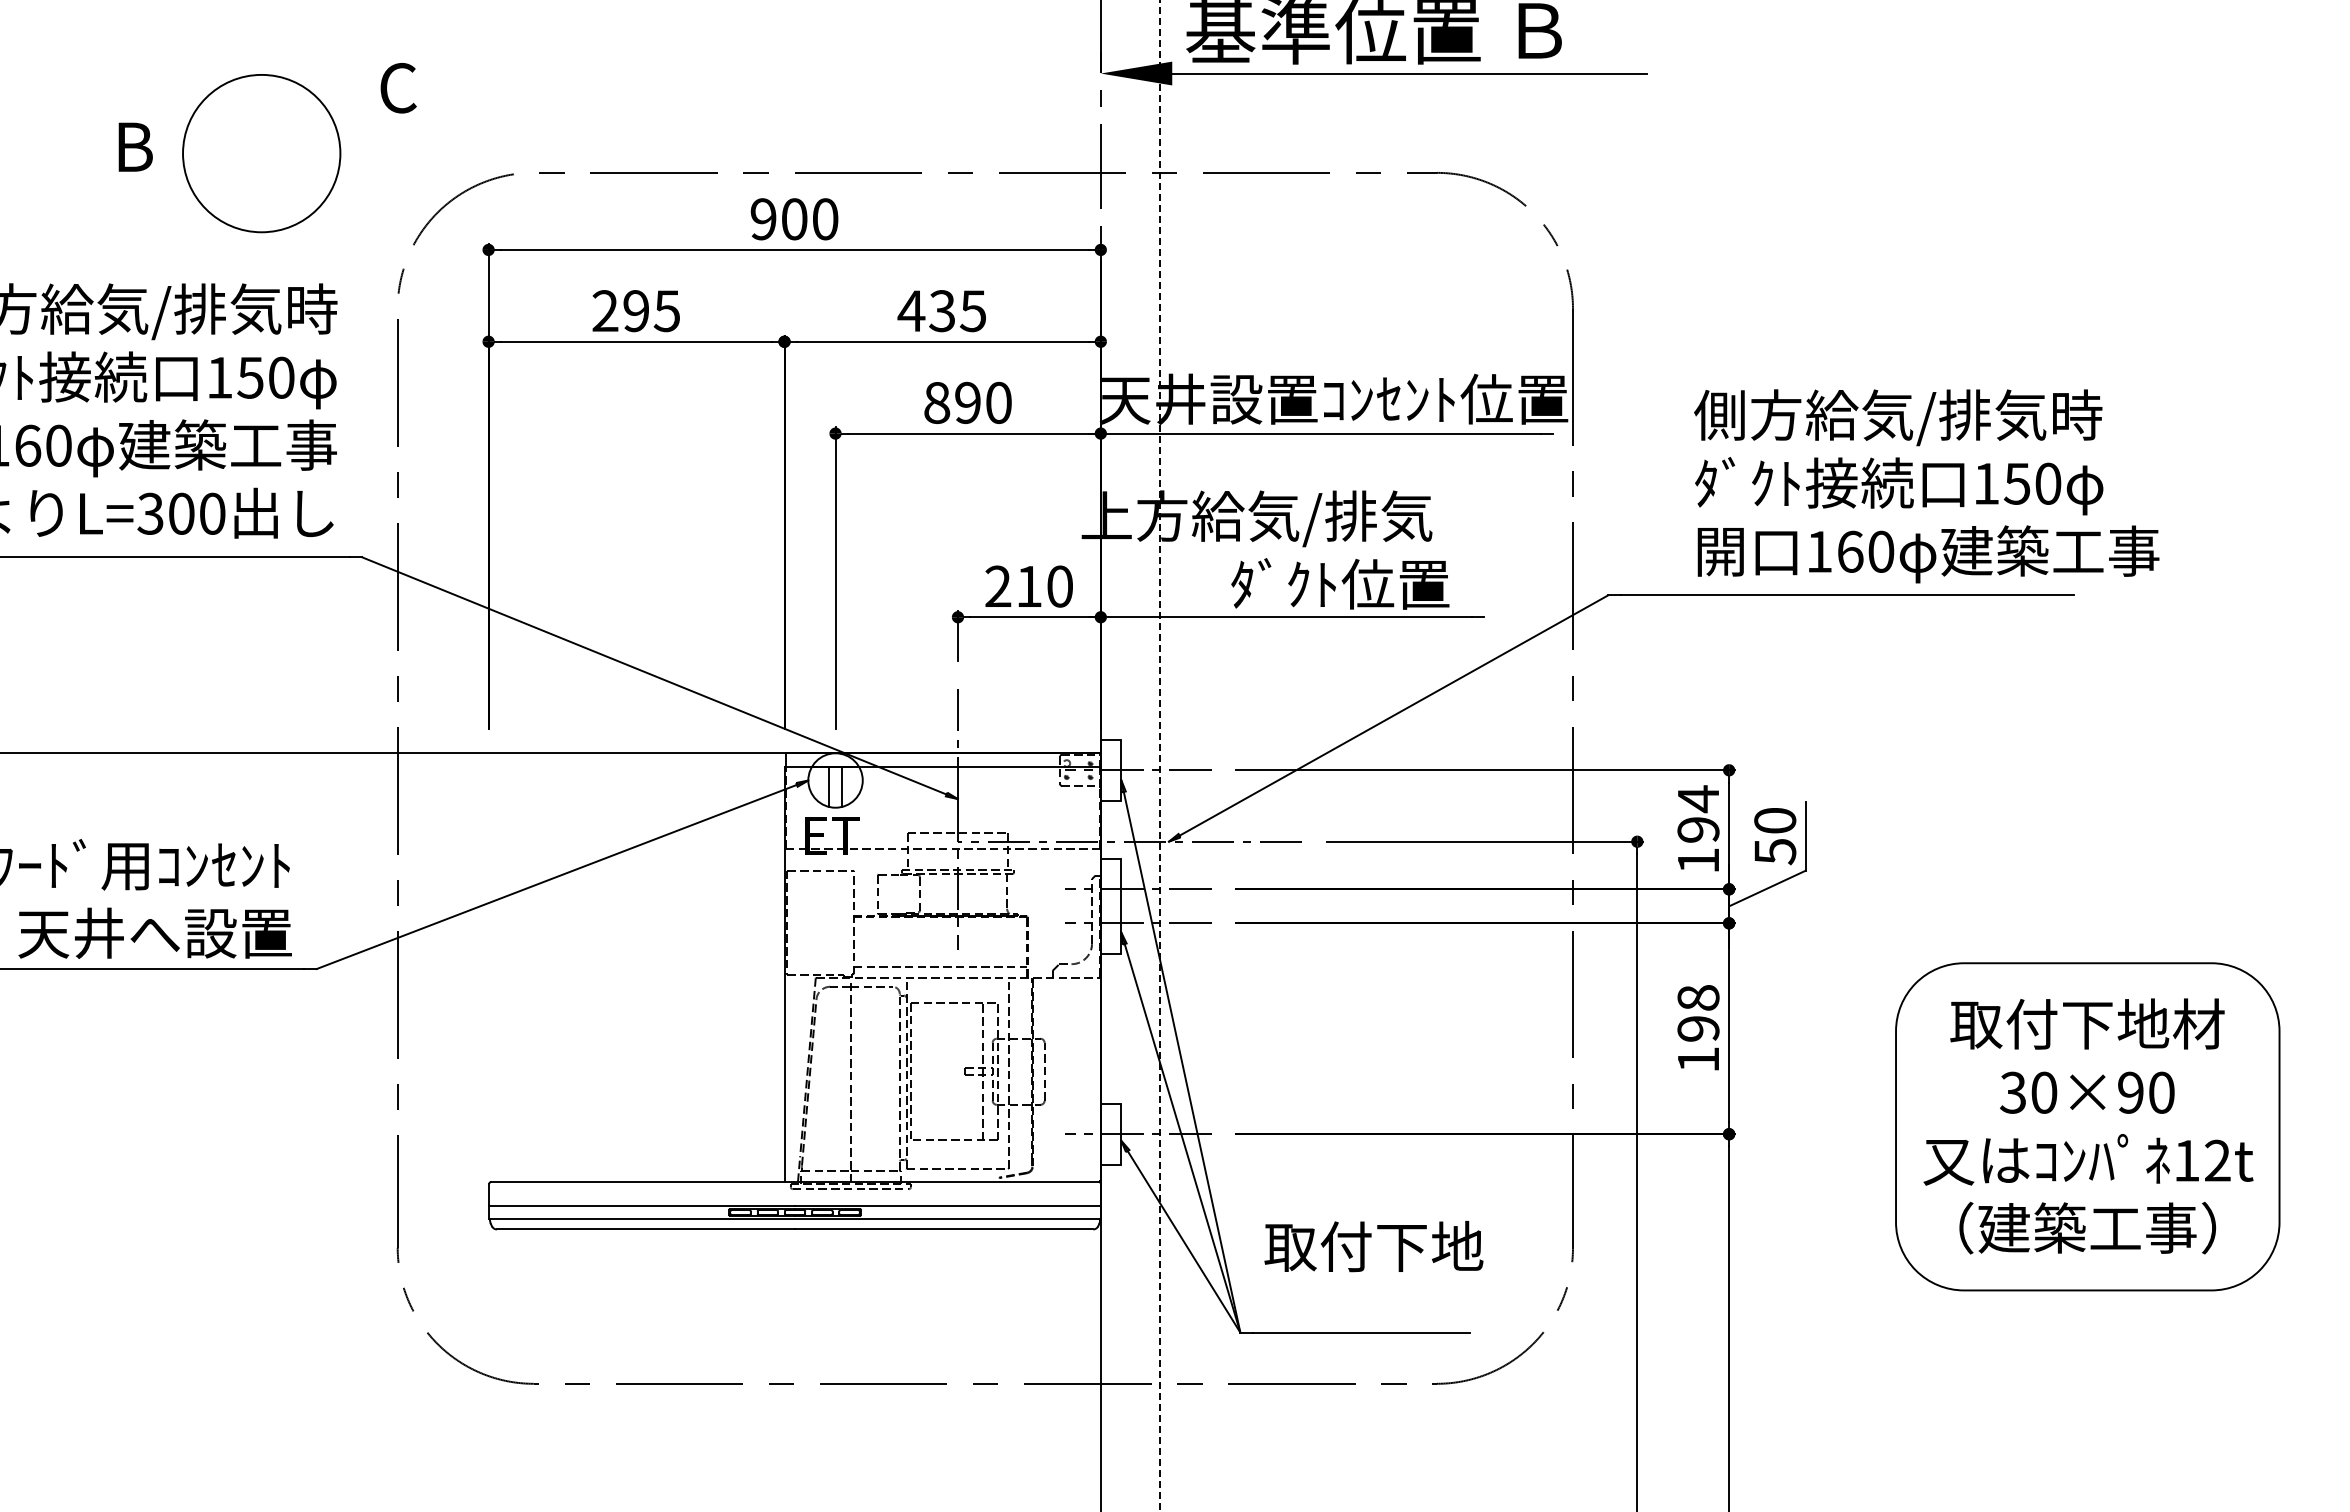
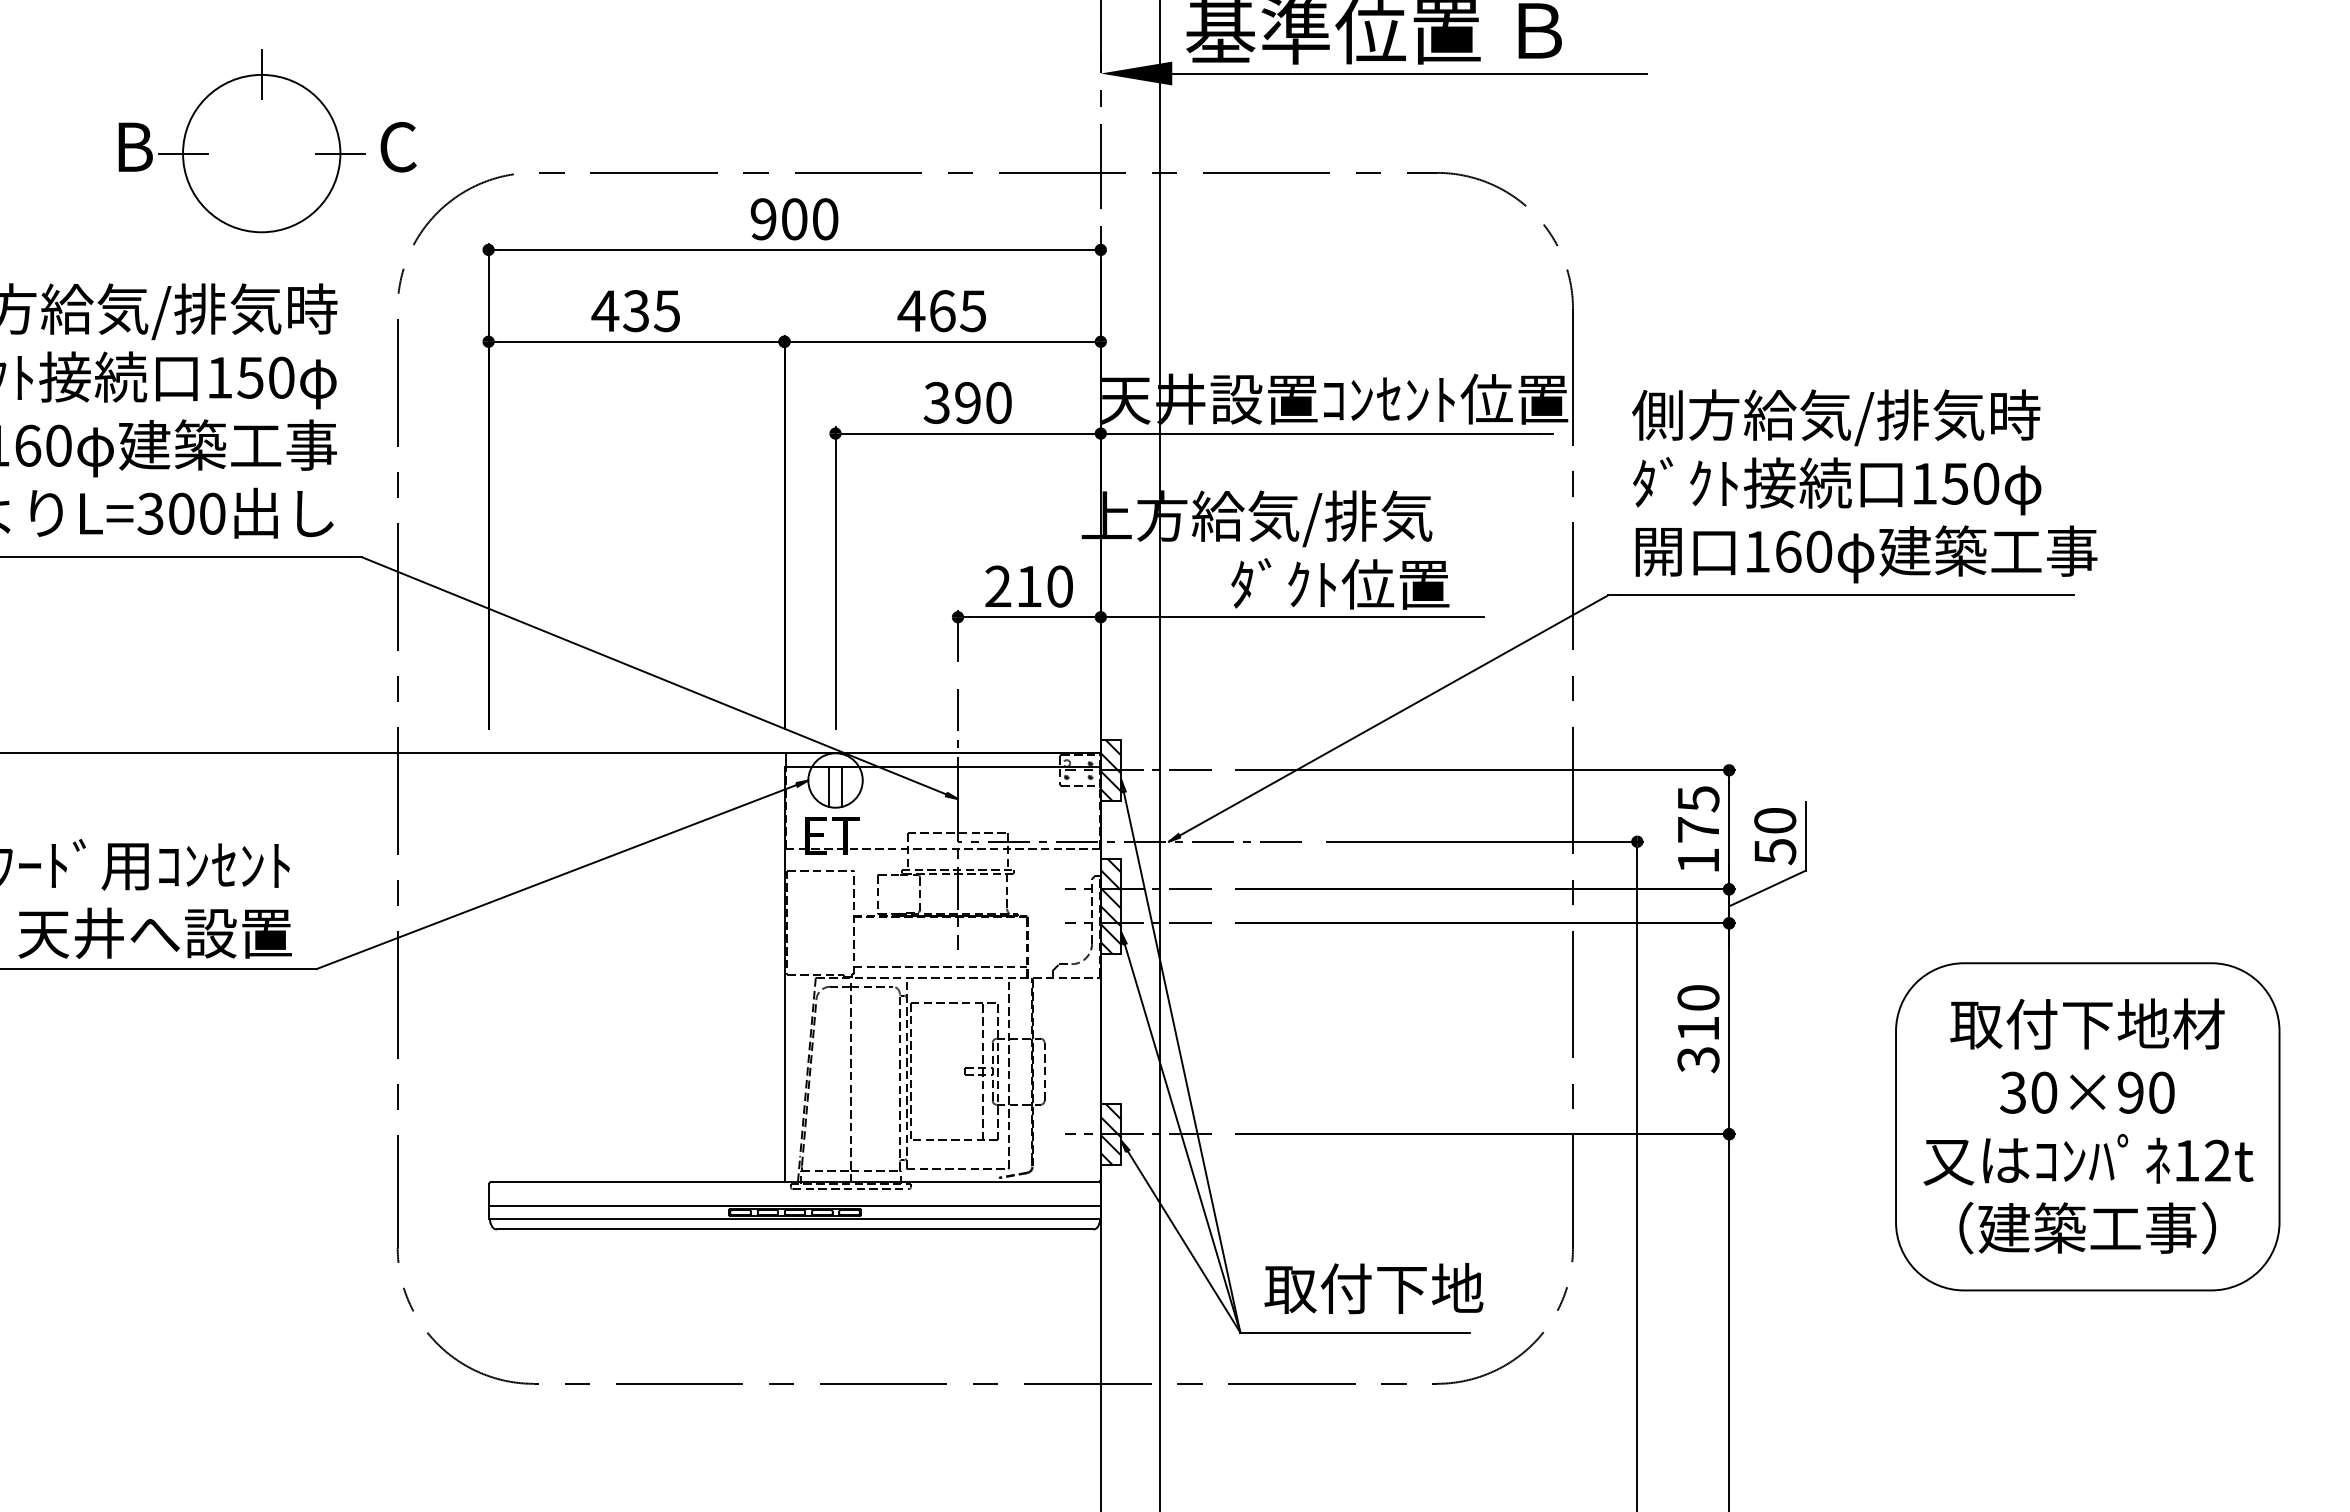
line: none -> present (261, 74)
text position: (398, 88) -> (398, 147) (398, 147)
line: none -> present (182, 153)
line: none -> present (339, 153)
text: 295 -> 435 (619, 311)
text: 435 -> 465 (942, 311)
text: 890 -> 390 (936, 402)
text position: (1926, 486) -> (1864, 486) (1864, 486)
line: dashed -> solid (1160, 755)
hatch: none -> present (1110, 769)
text: 194 -> 175 (1698, 813)
hatch: none -> present (1110, 905)
text: 198 -> 310 (1698, 1029)
hatch: none -> present (1110, 1133)
text position: (1373, 1246) -> (1373, 1288) (1373, 1288)
